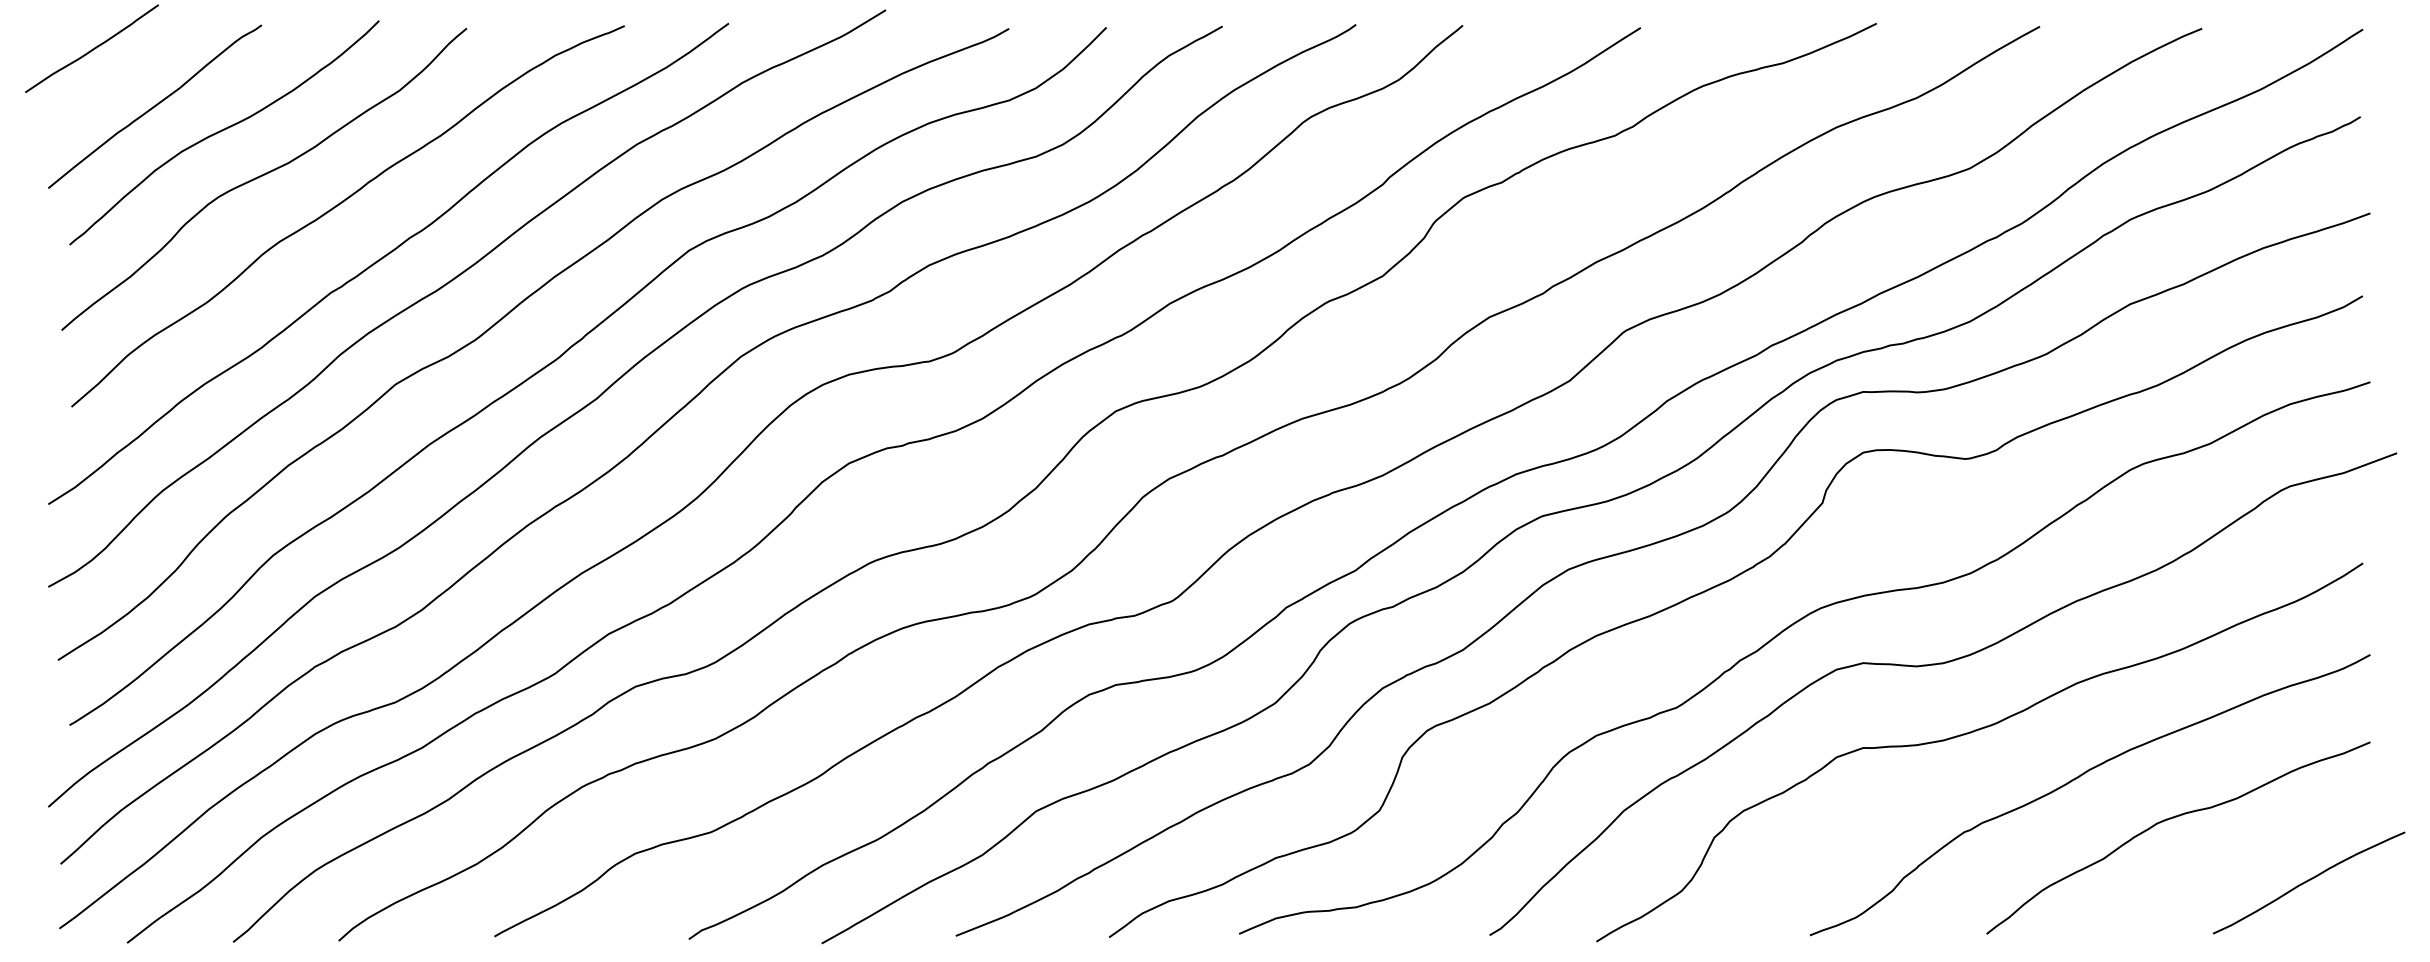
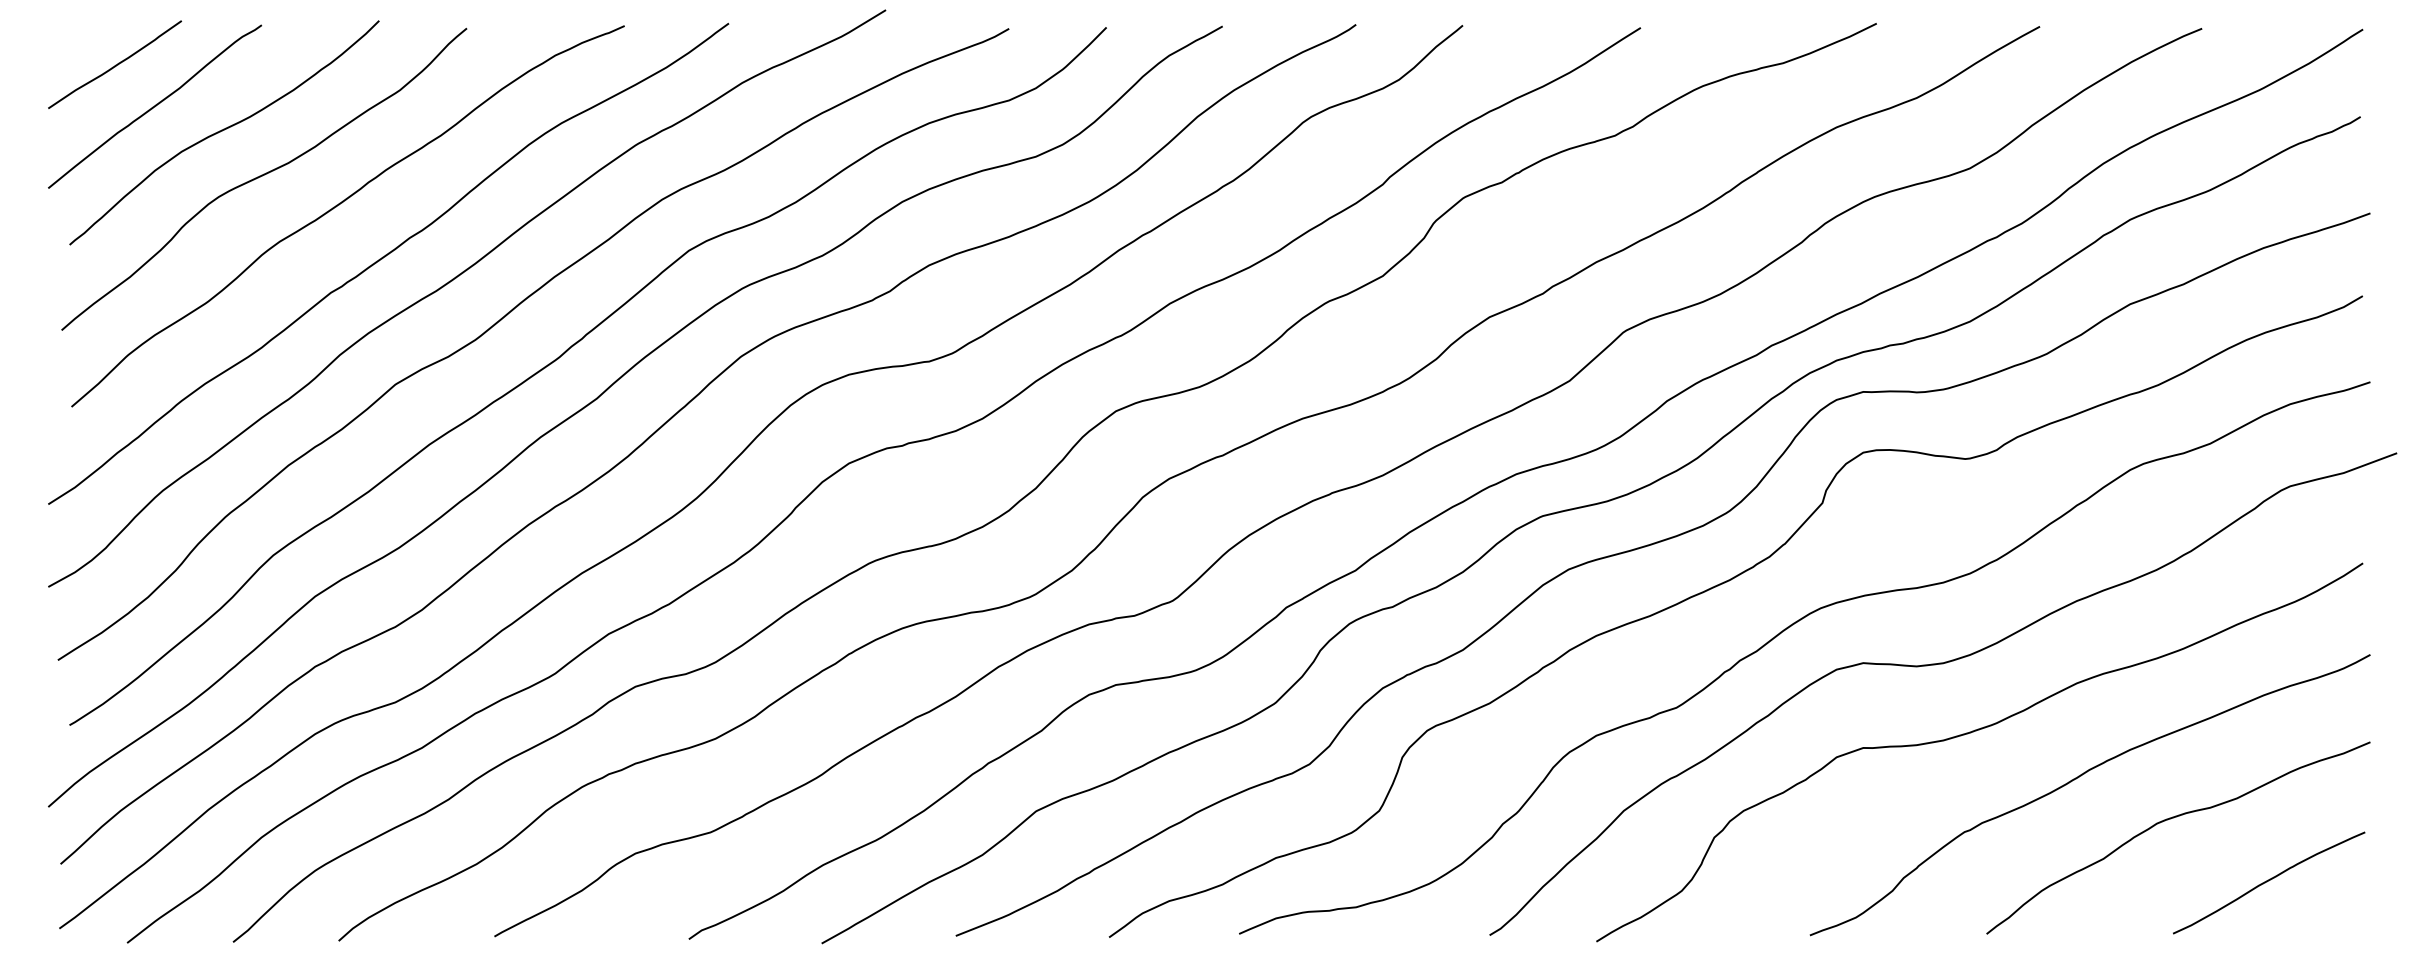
curve position: (92, 48) -> (115, 64) (115, 64)
curve position: (2308, 881) -> (2268, 881) (2268, 881)
